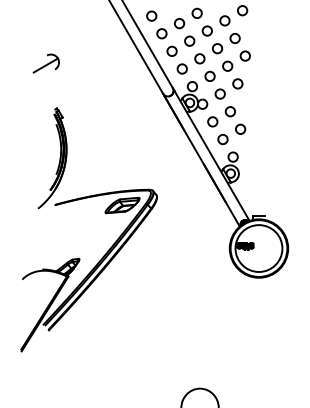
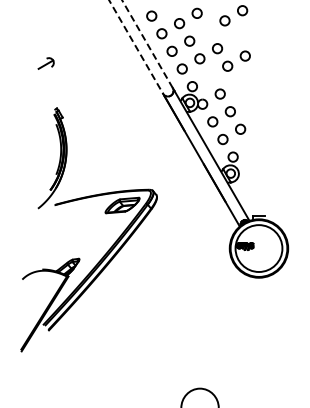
circle: present -> none (206, 30)
circle: present -> none (234, 37)
line: solid -> dashed (147, 43)
line: solid -> dashed (136, 46)
part size: 28x21 px -> 18x13 px (45, 63)
circle: present -> none (209, 75)
circle: present -> none (237, 83)
